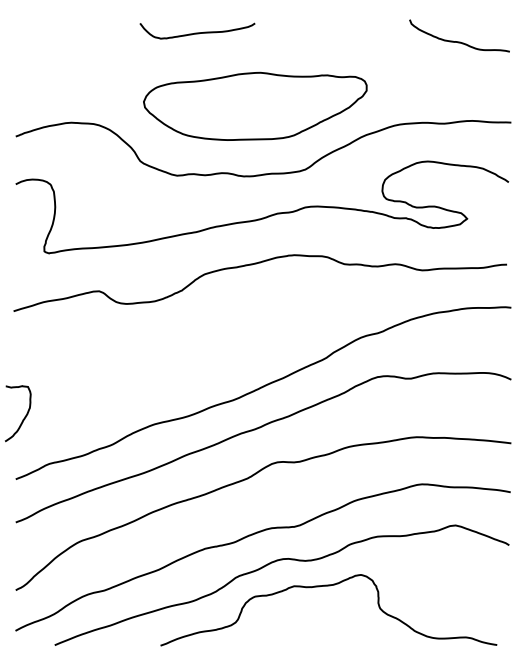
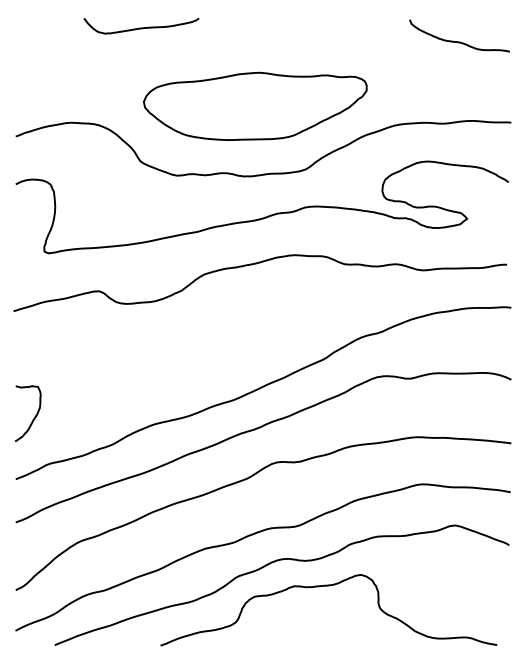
curve position: (197, 32) -> (141, 27) (141, 27)
curve position: (24, 416) -> (34, 416) (34, 416)
